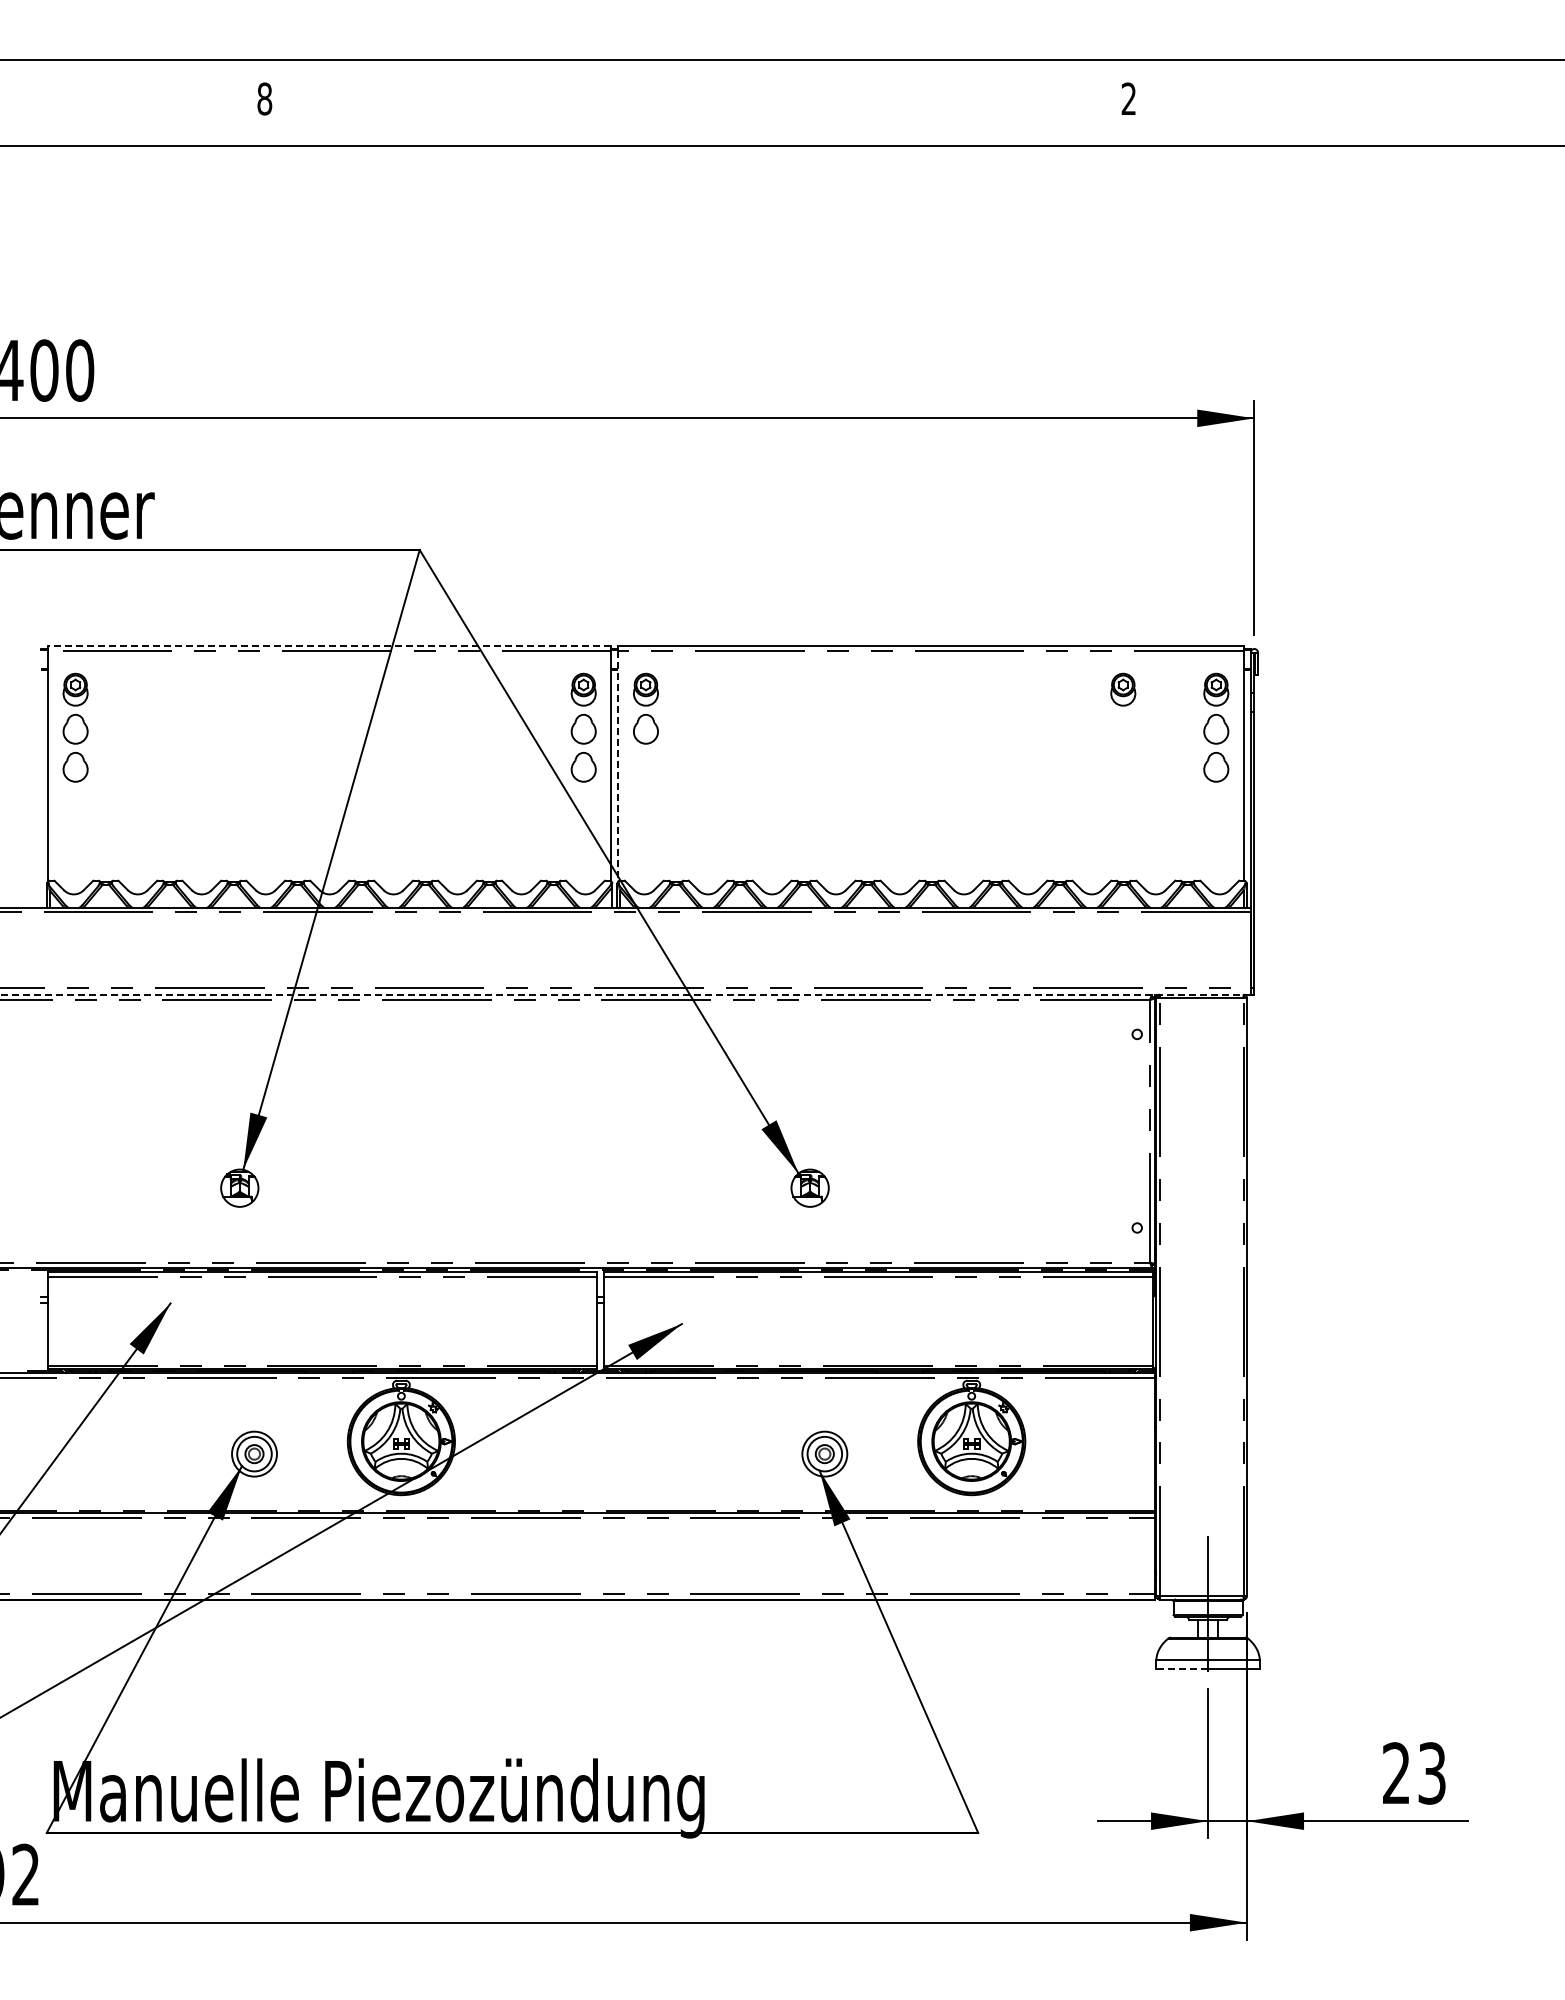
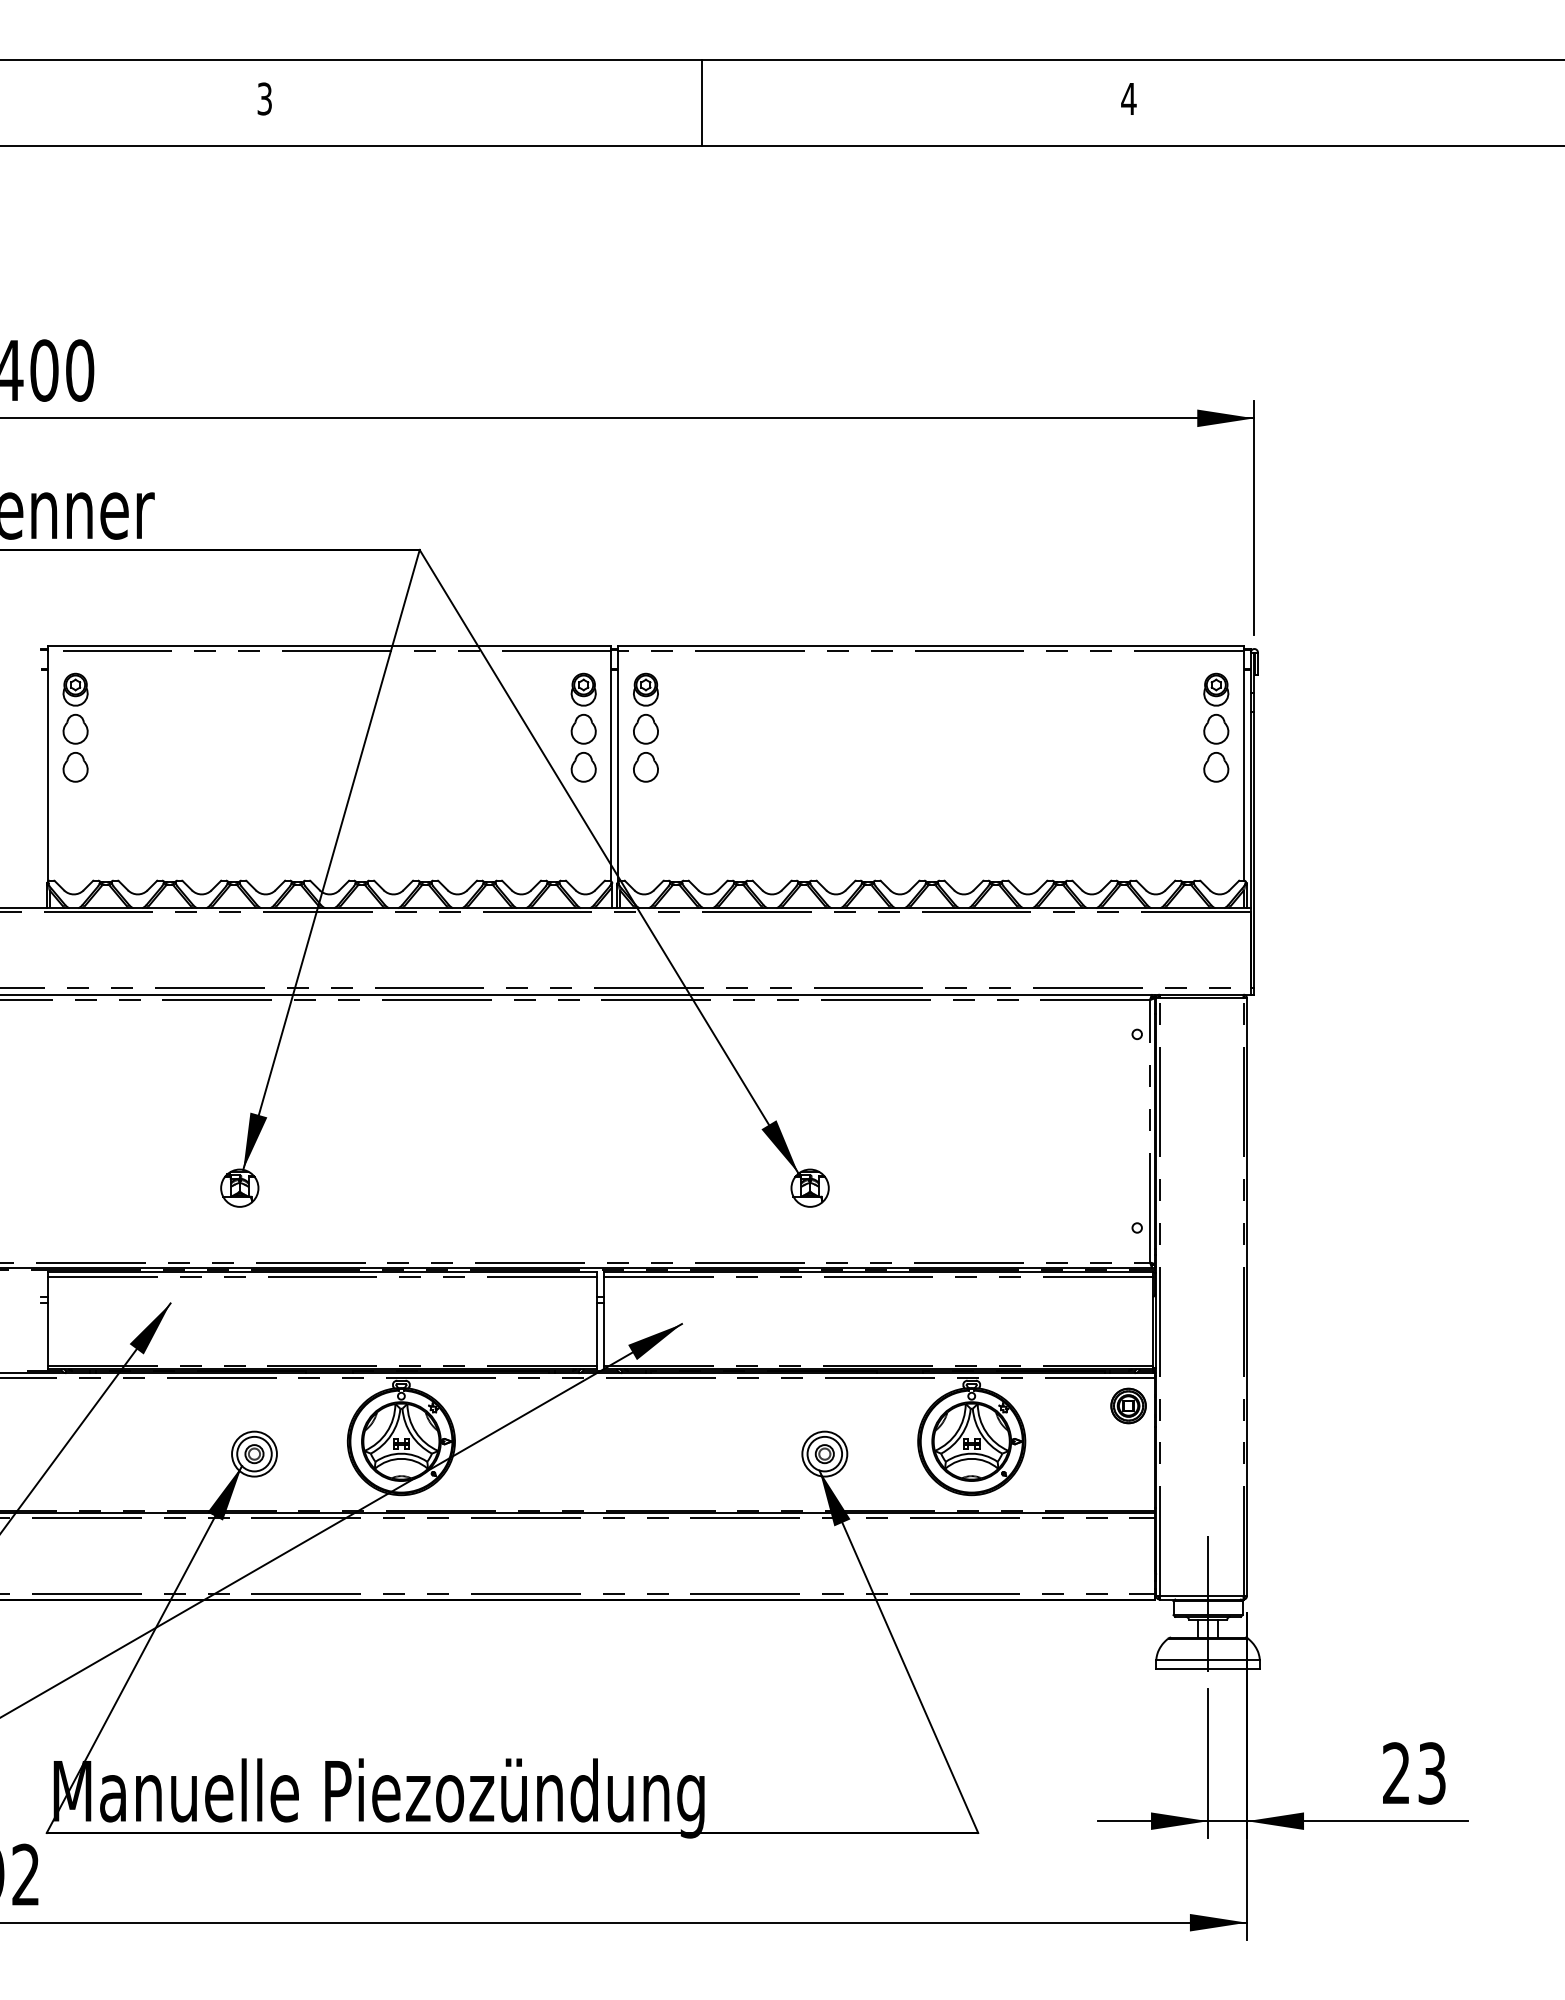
text: 8 -> 3 (264, 98)
text: 2 -> 4 (1128, 98)
line: none -> present (701, 103)
line: dashed -> solid (329, 646)
part: present -> none (1123, 689)
line: dashed -> solid (618, 766)
part: none -> present (645, 767)
line: dashed -> solid (624, 994)
part: none -> present (1128, 1405)
line: dashed -> solid (1182, 1668)
